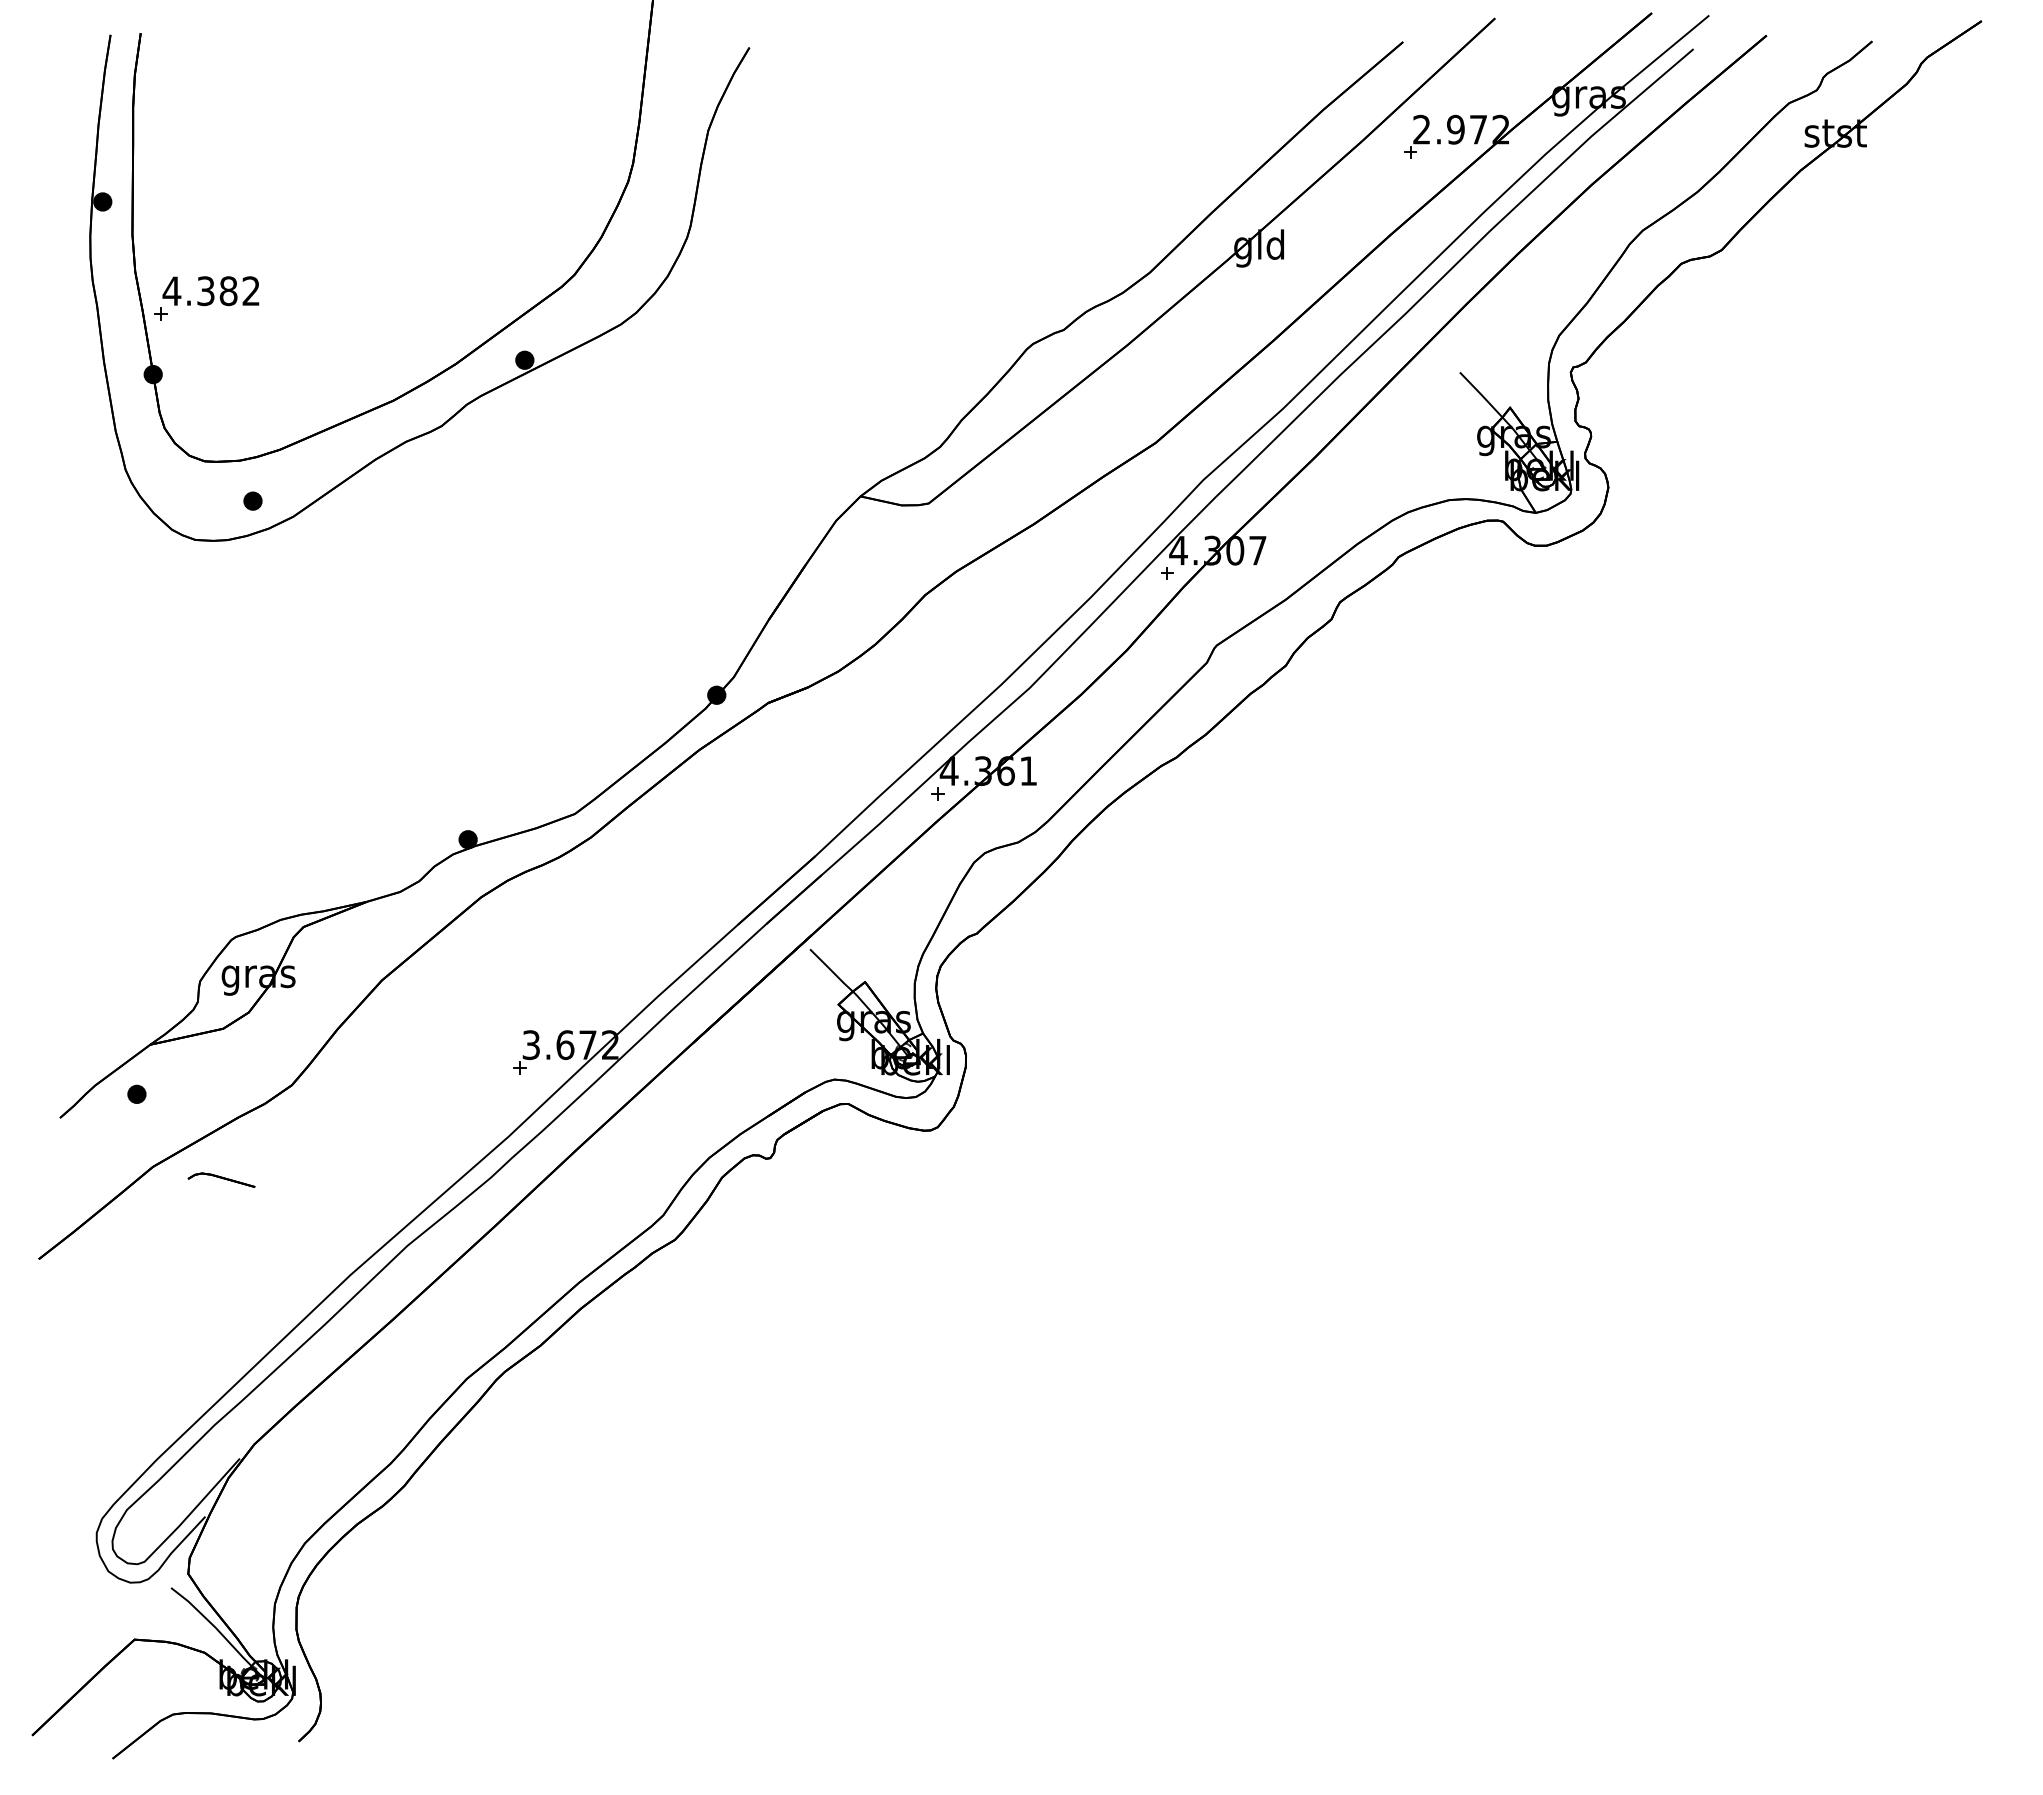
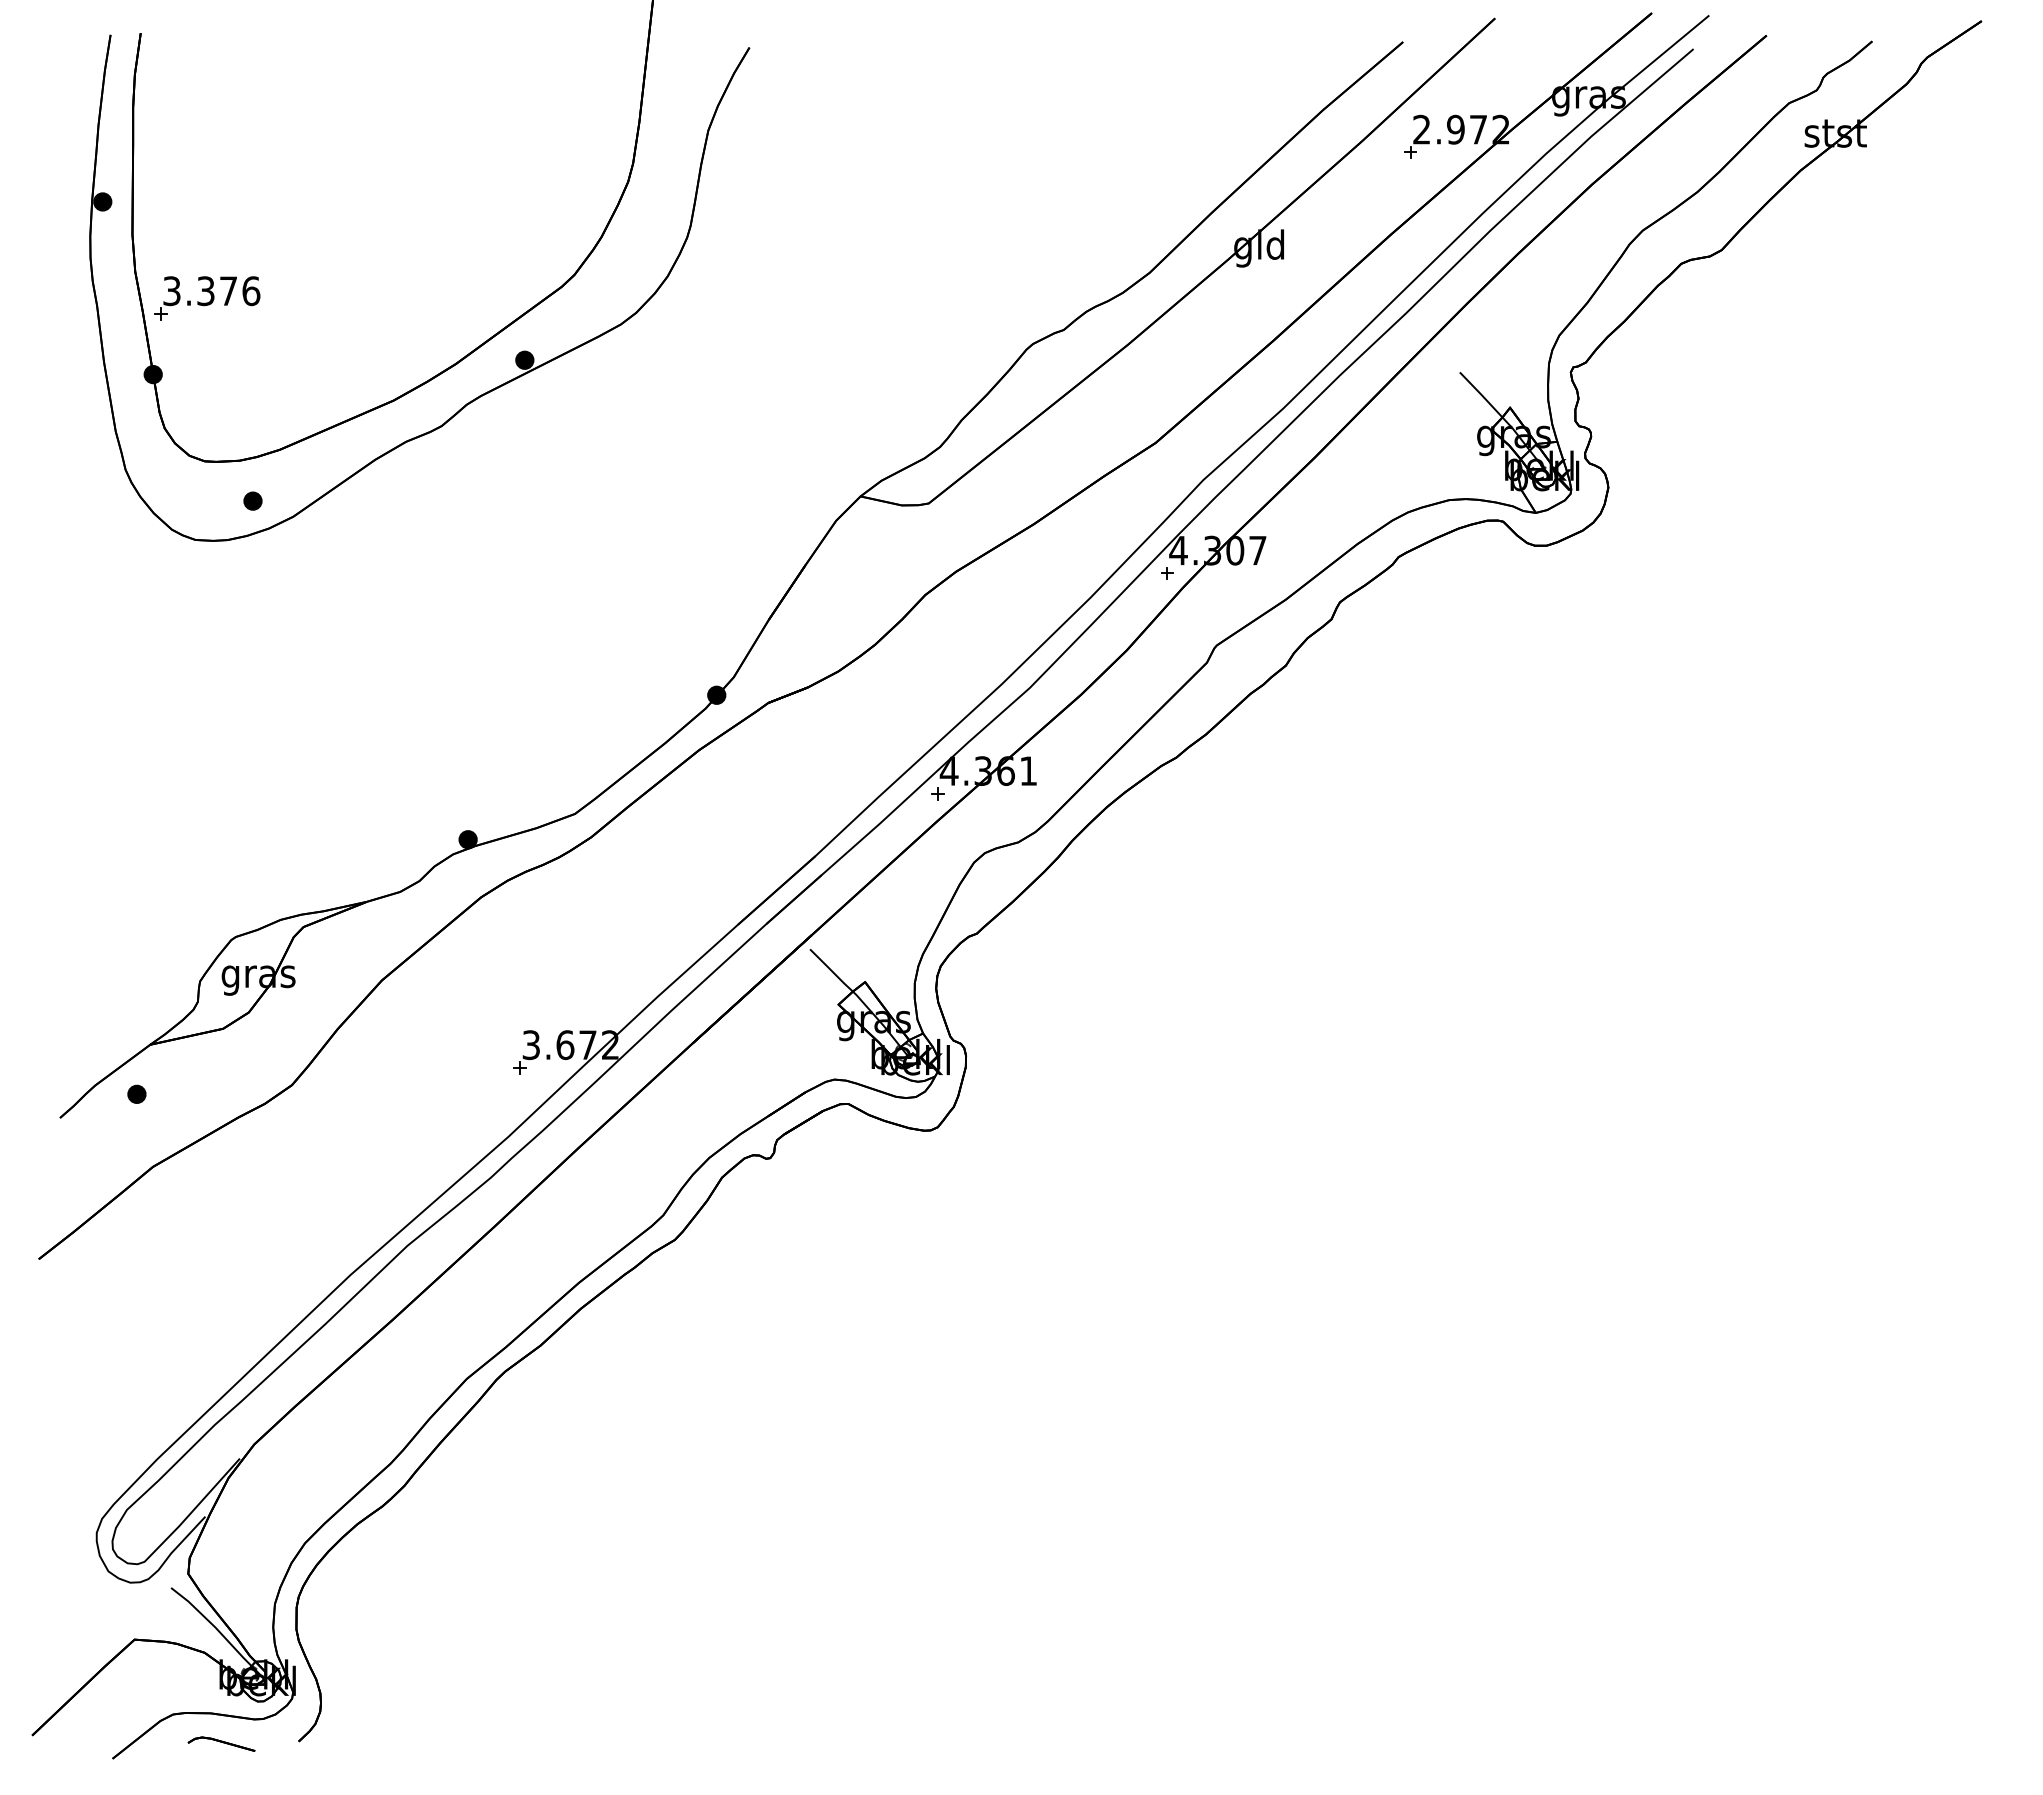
text: 4.382 -> 3.376 (211, 291)
part position: (221, 1179) -> (221, 1743) (221, 1743)
